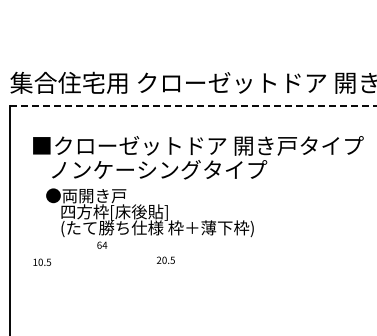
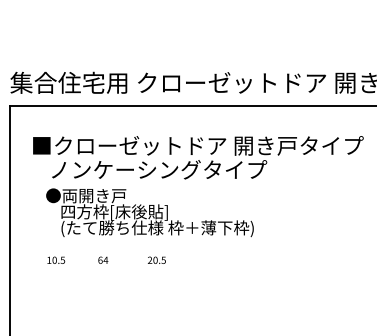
line: dashed -> solid (193, 106)
text position: (102, 244) -> (103, 259) (103, 259)
text position: (165, 259) -> (156, 259) (156, 259)
text position: (42, 261) -> (56, 259) (56, 259)
